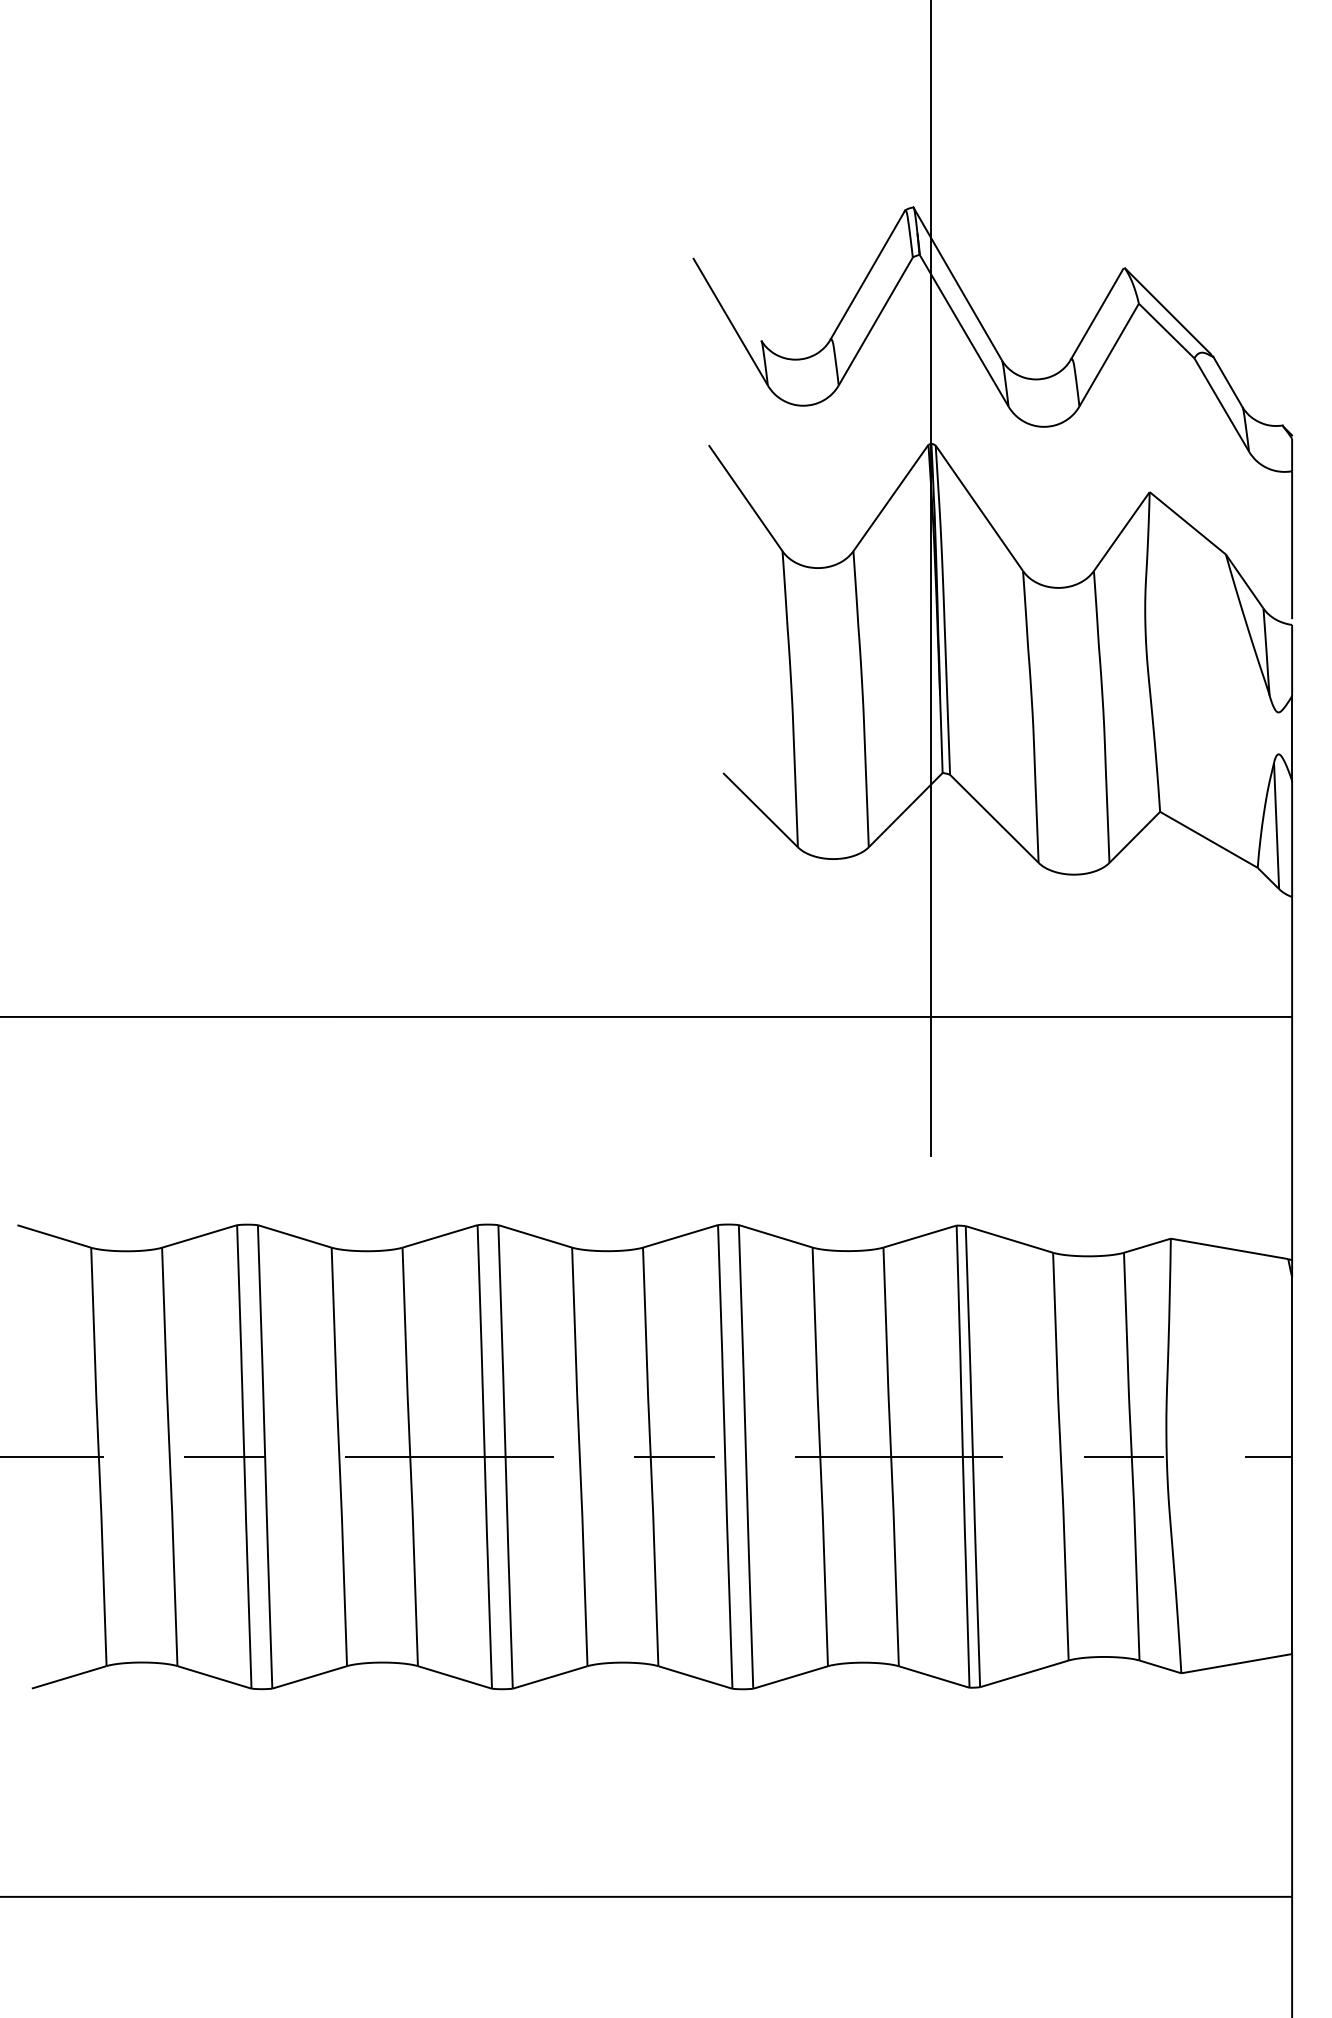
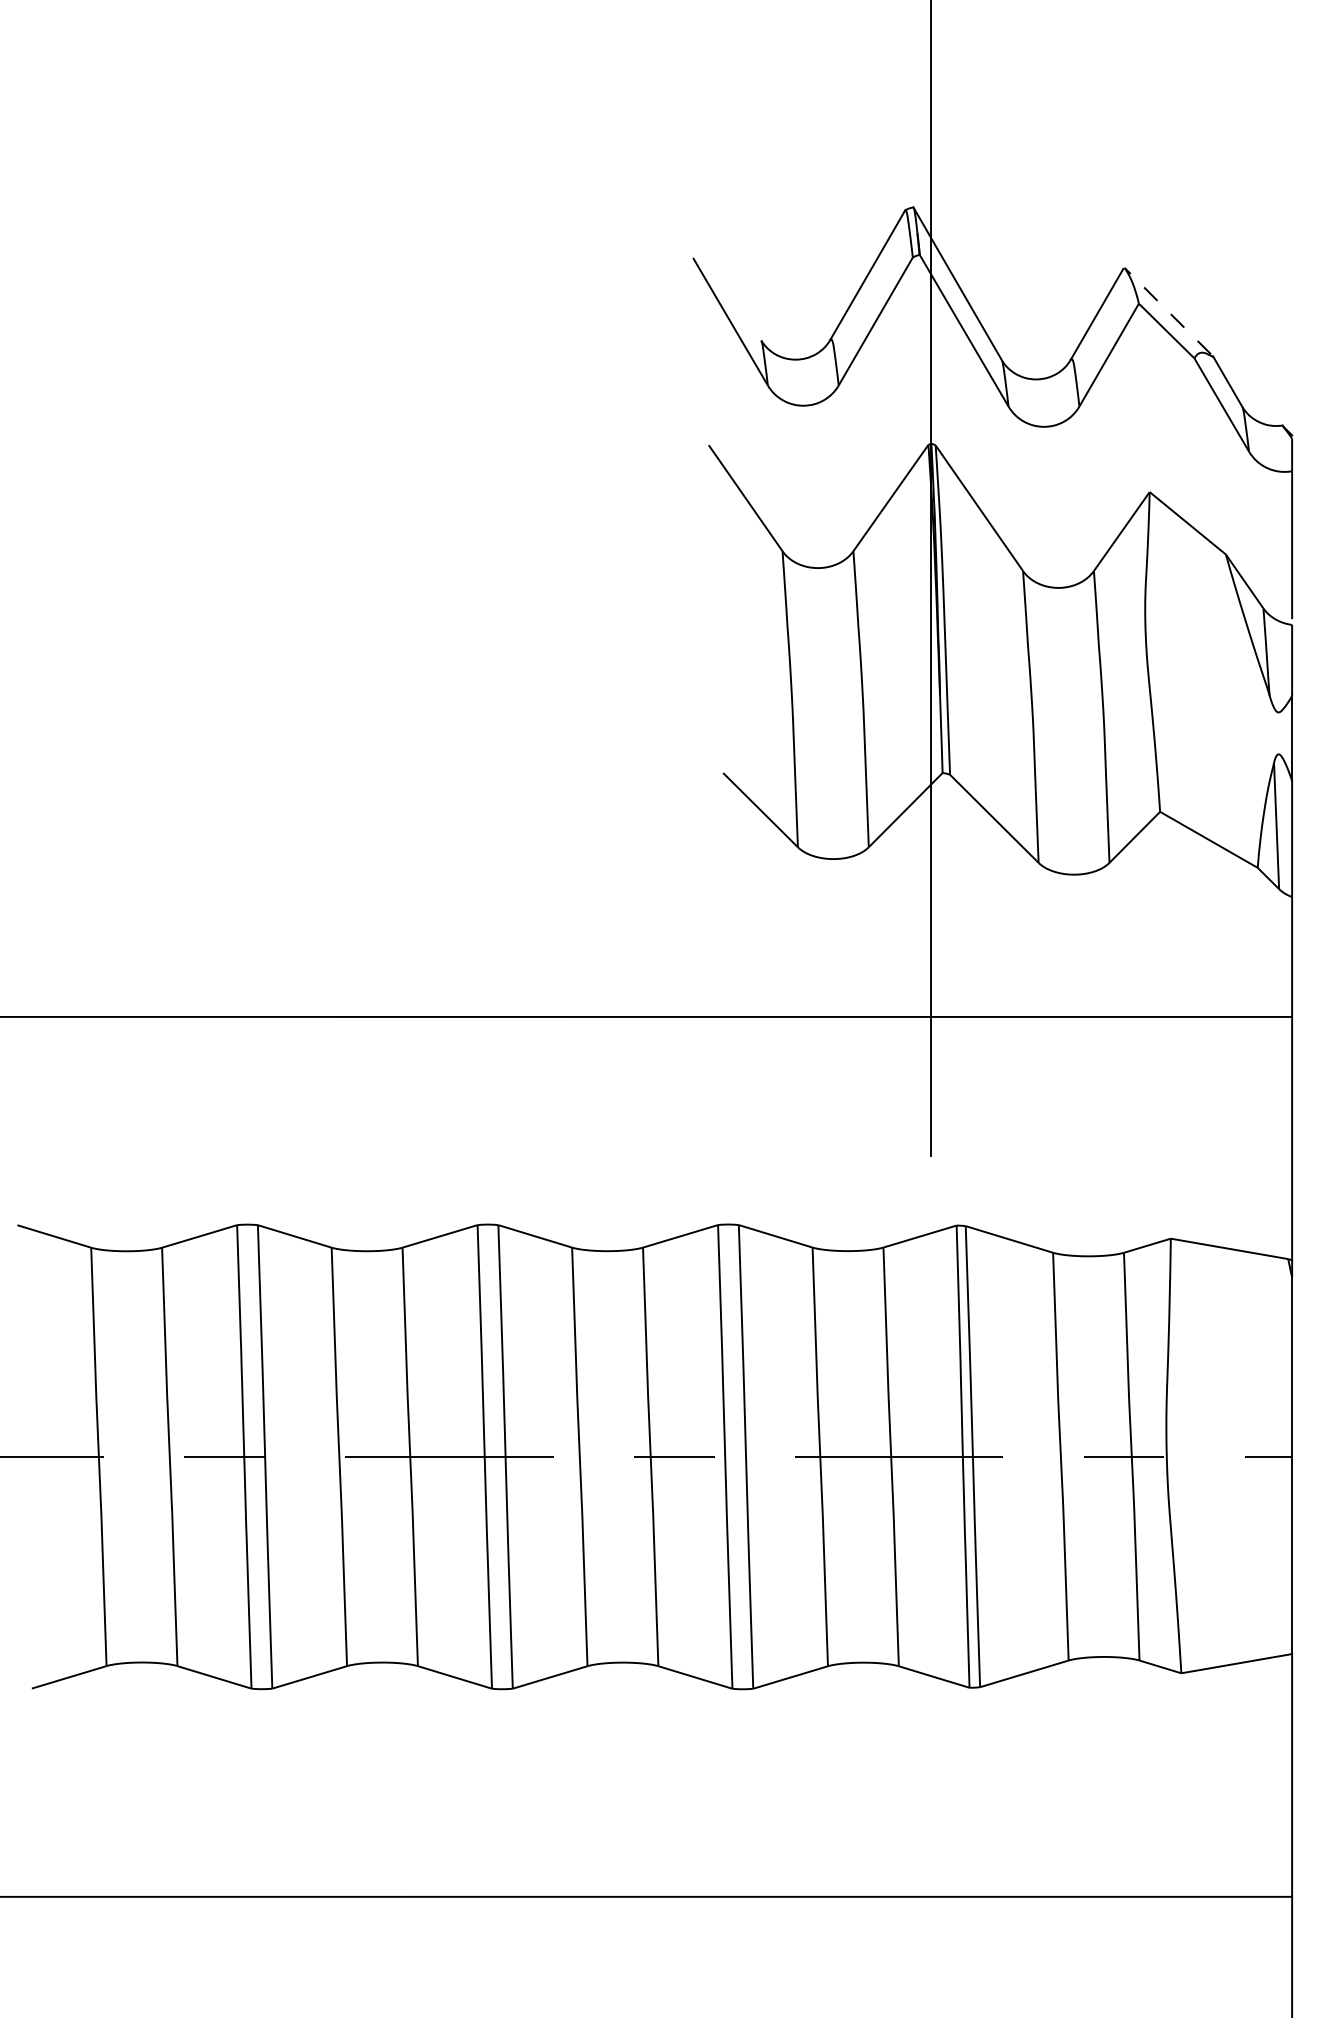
line: solid -> dashed (1168, 311)
